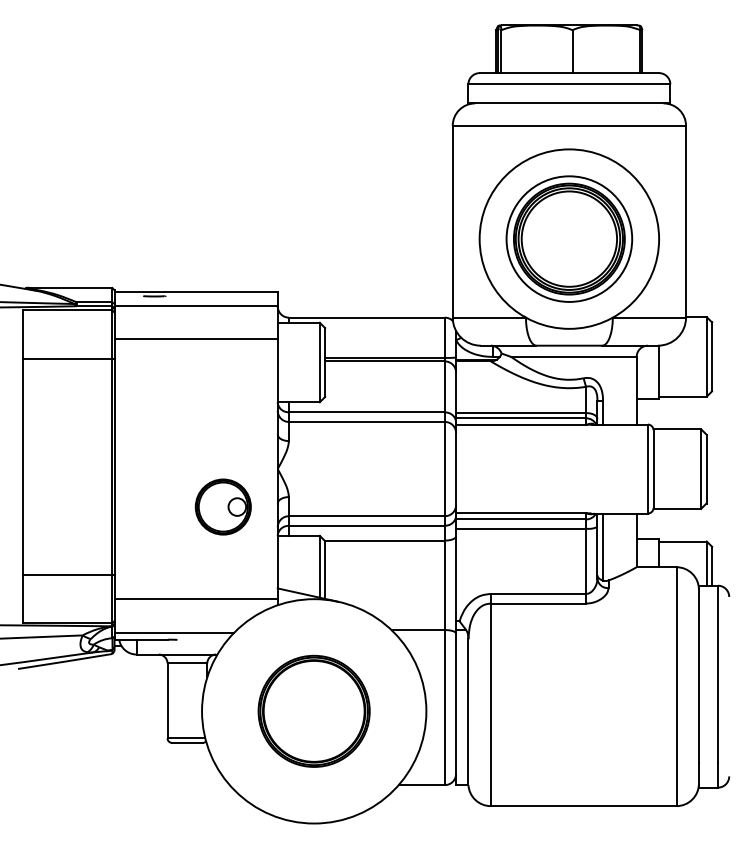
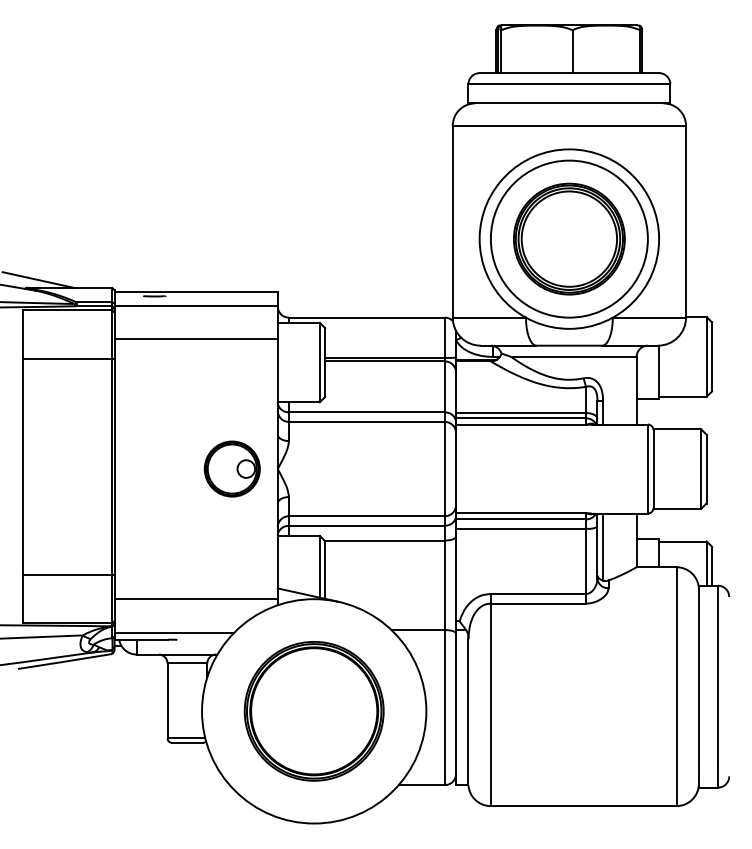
circle diameter: 126 px -> 157 px (568, 238)
line: none -> present (38, 280)
part position: (222, 506) -> (231, 468) (231, 468)
part size: 114x114 px -> 142x141 px (313, 711)
